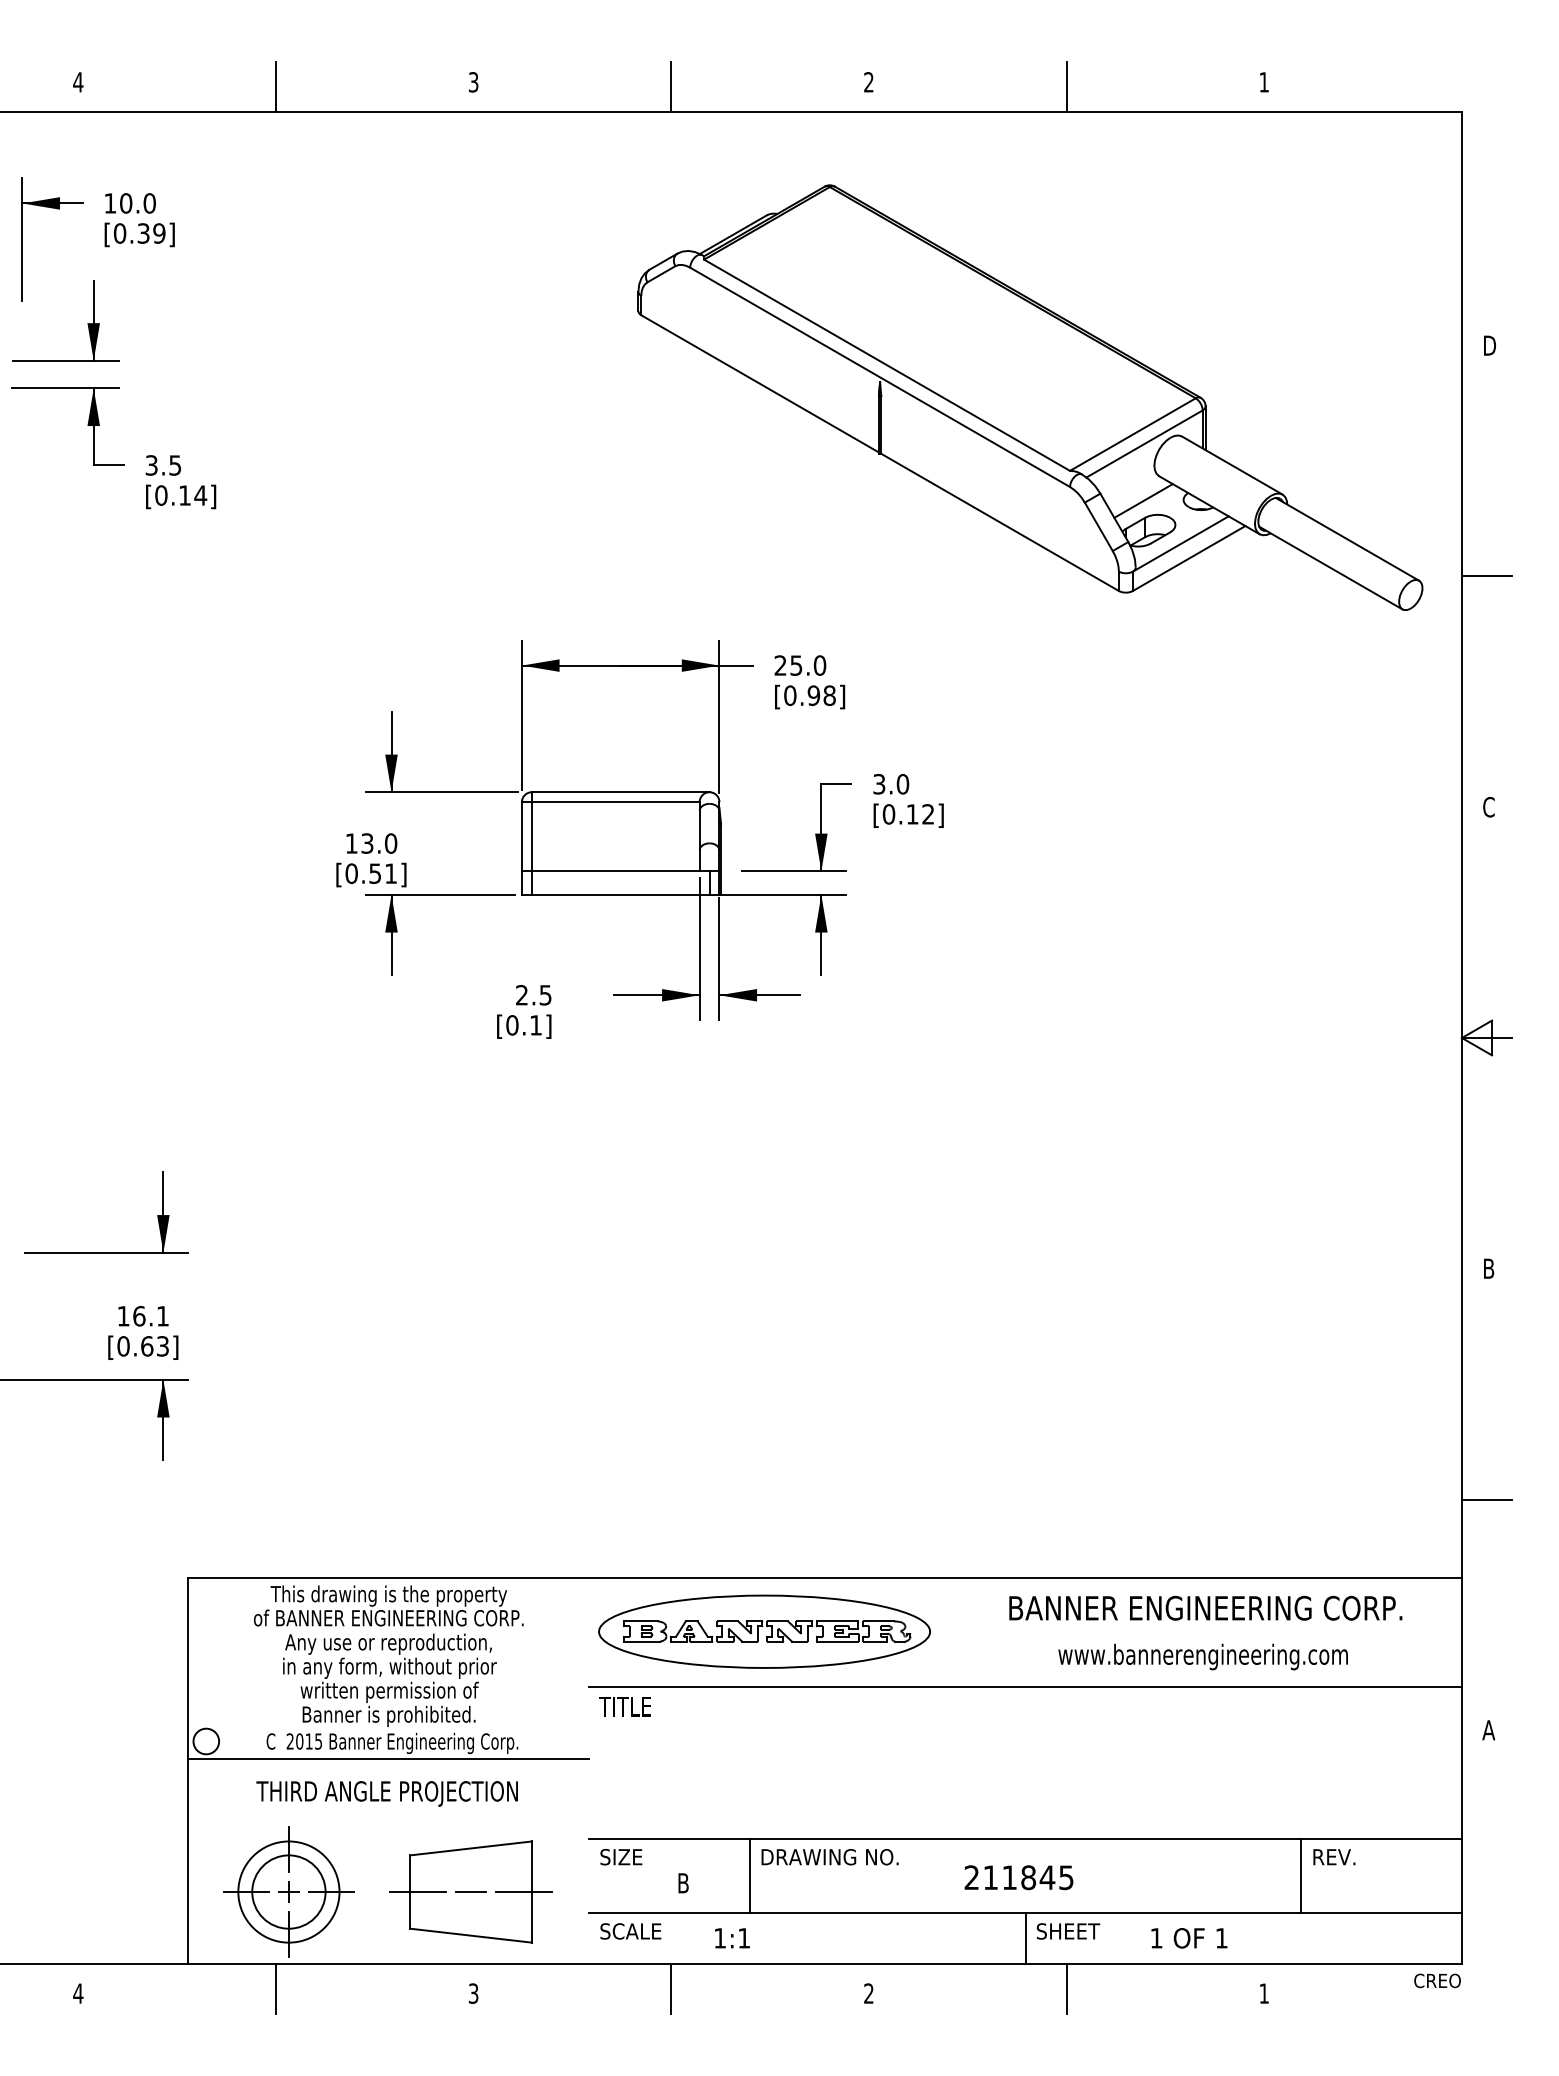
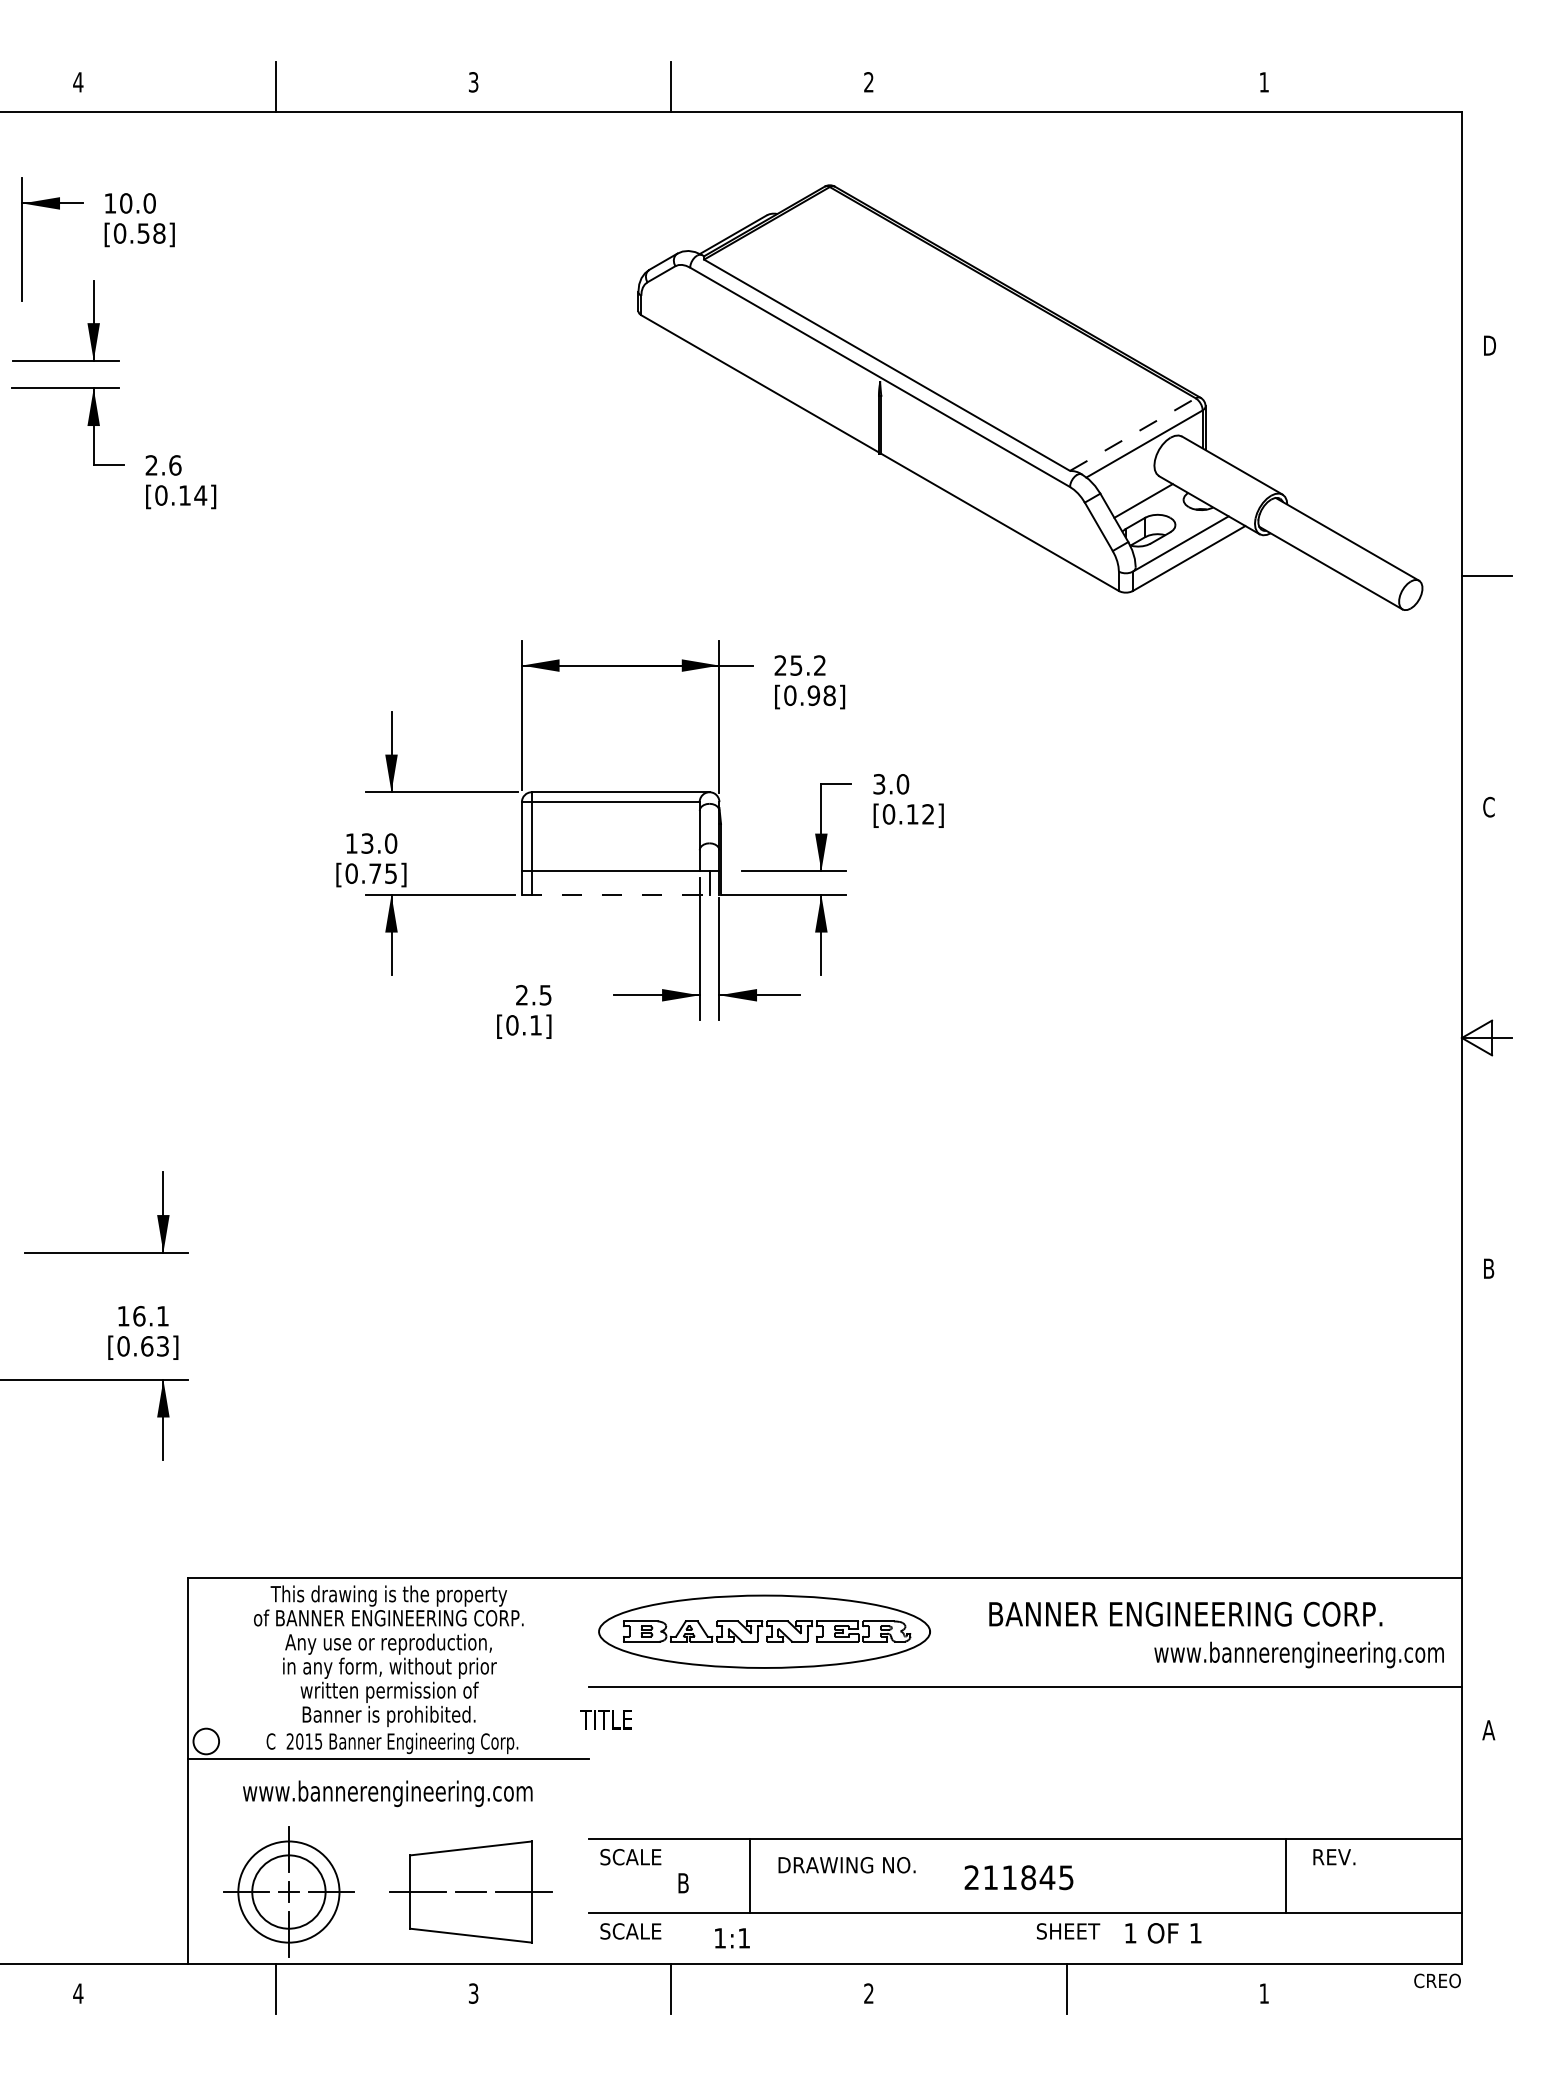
line: present -> none (1066, 87)
text: [0.39] -> [0.58] (151, 233)
line: solid -> dashed (1132, 434)
text: 3.5 -> 2.6 (163, 465)
text: 25.0 -> 25.2 (819, 665)
text: [0.51] -> [0.75] (382, 873)
line: solid -> dashed (621, 894)
line: present -> none (1486, 1499)
text position: (1205, 1607) -> (1185, 1613) (1185, 1613)
text position: (1202, 1656) -> (1298, 1654) (1298, 1654)
text position: (624, 1706) -> (605, 1719) (605, 1719)
text: THIRD ANGLE PROJECTION -> www.bannerengineering.com (387, 1793)
text: SIZE -> SCALE (636, 1857)
text position: (829, 1857) -> (846, 1865) (846, 1865)
line position: (1301, 1876) -> (1286, 1876) (1286, 1876)
line: present -> none (1025, 1938)
text position: (1189, 1938) -> (1163, 1933) (1163, 1933)
